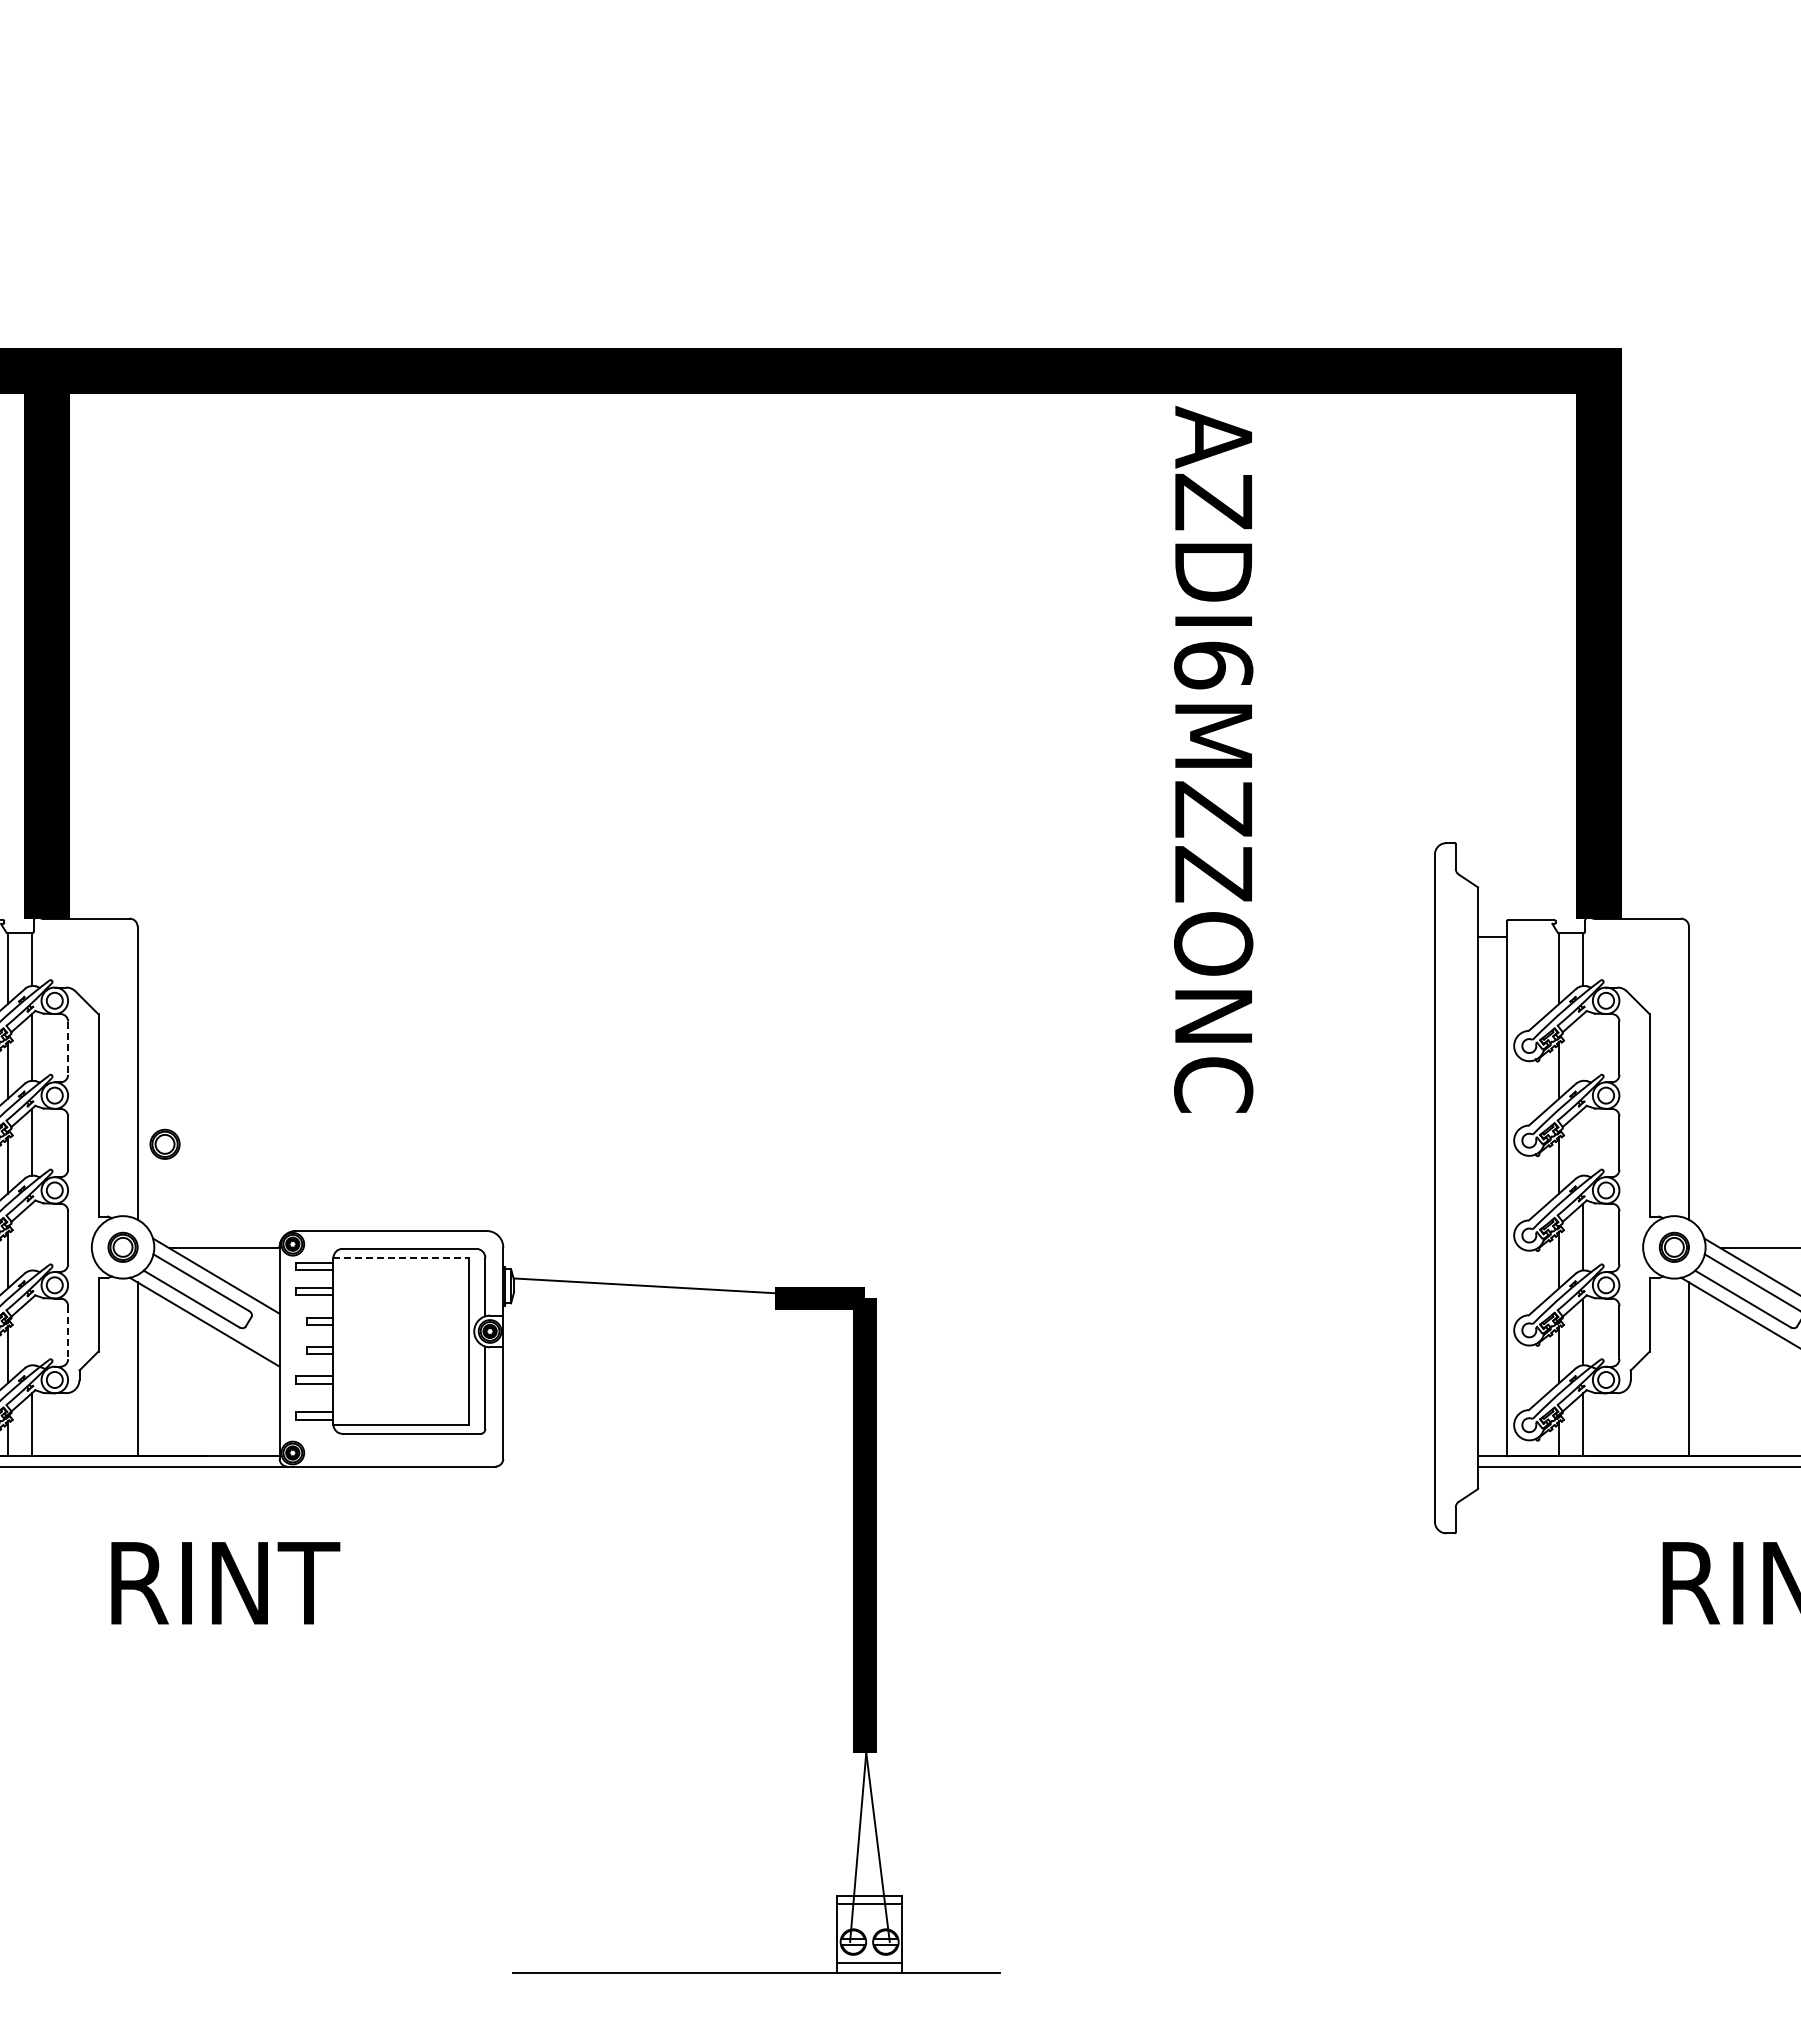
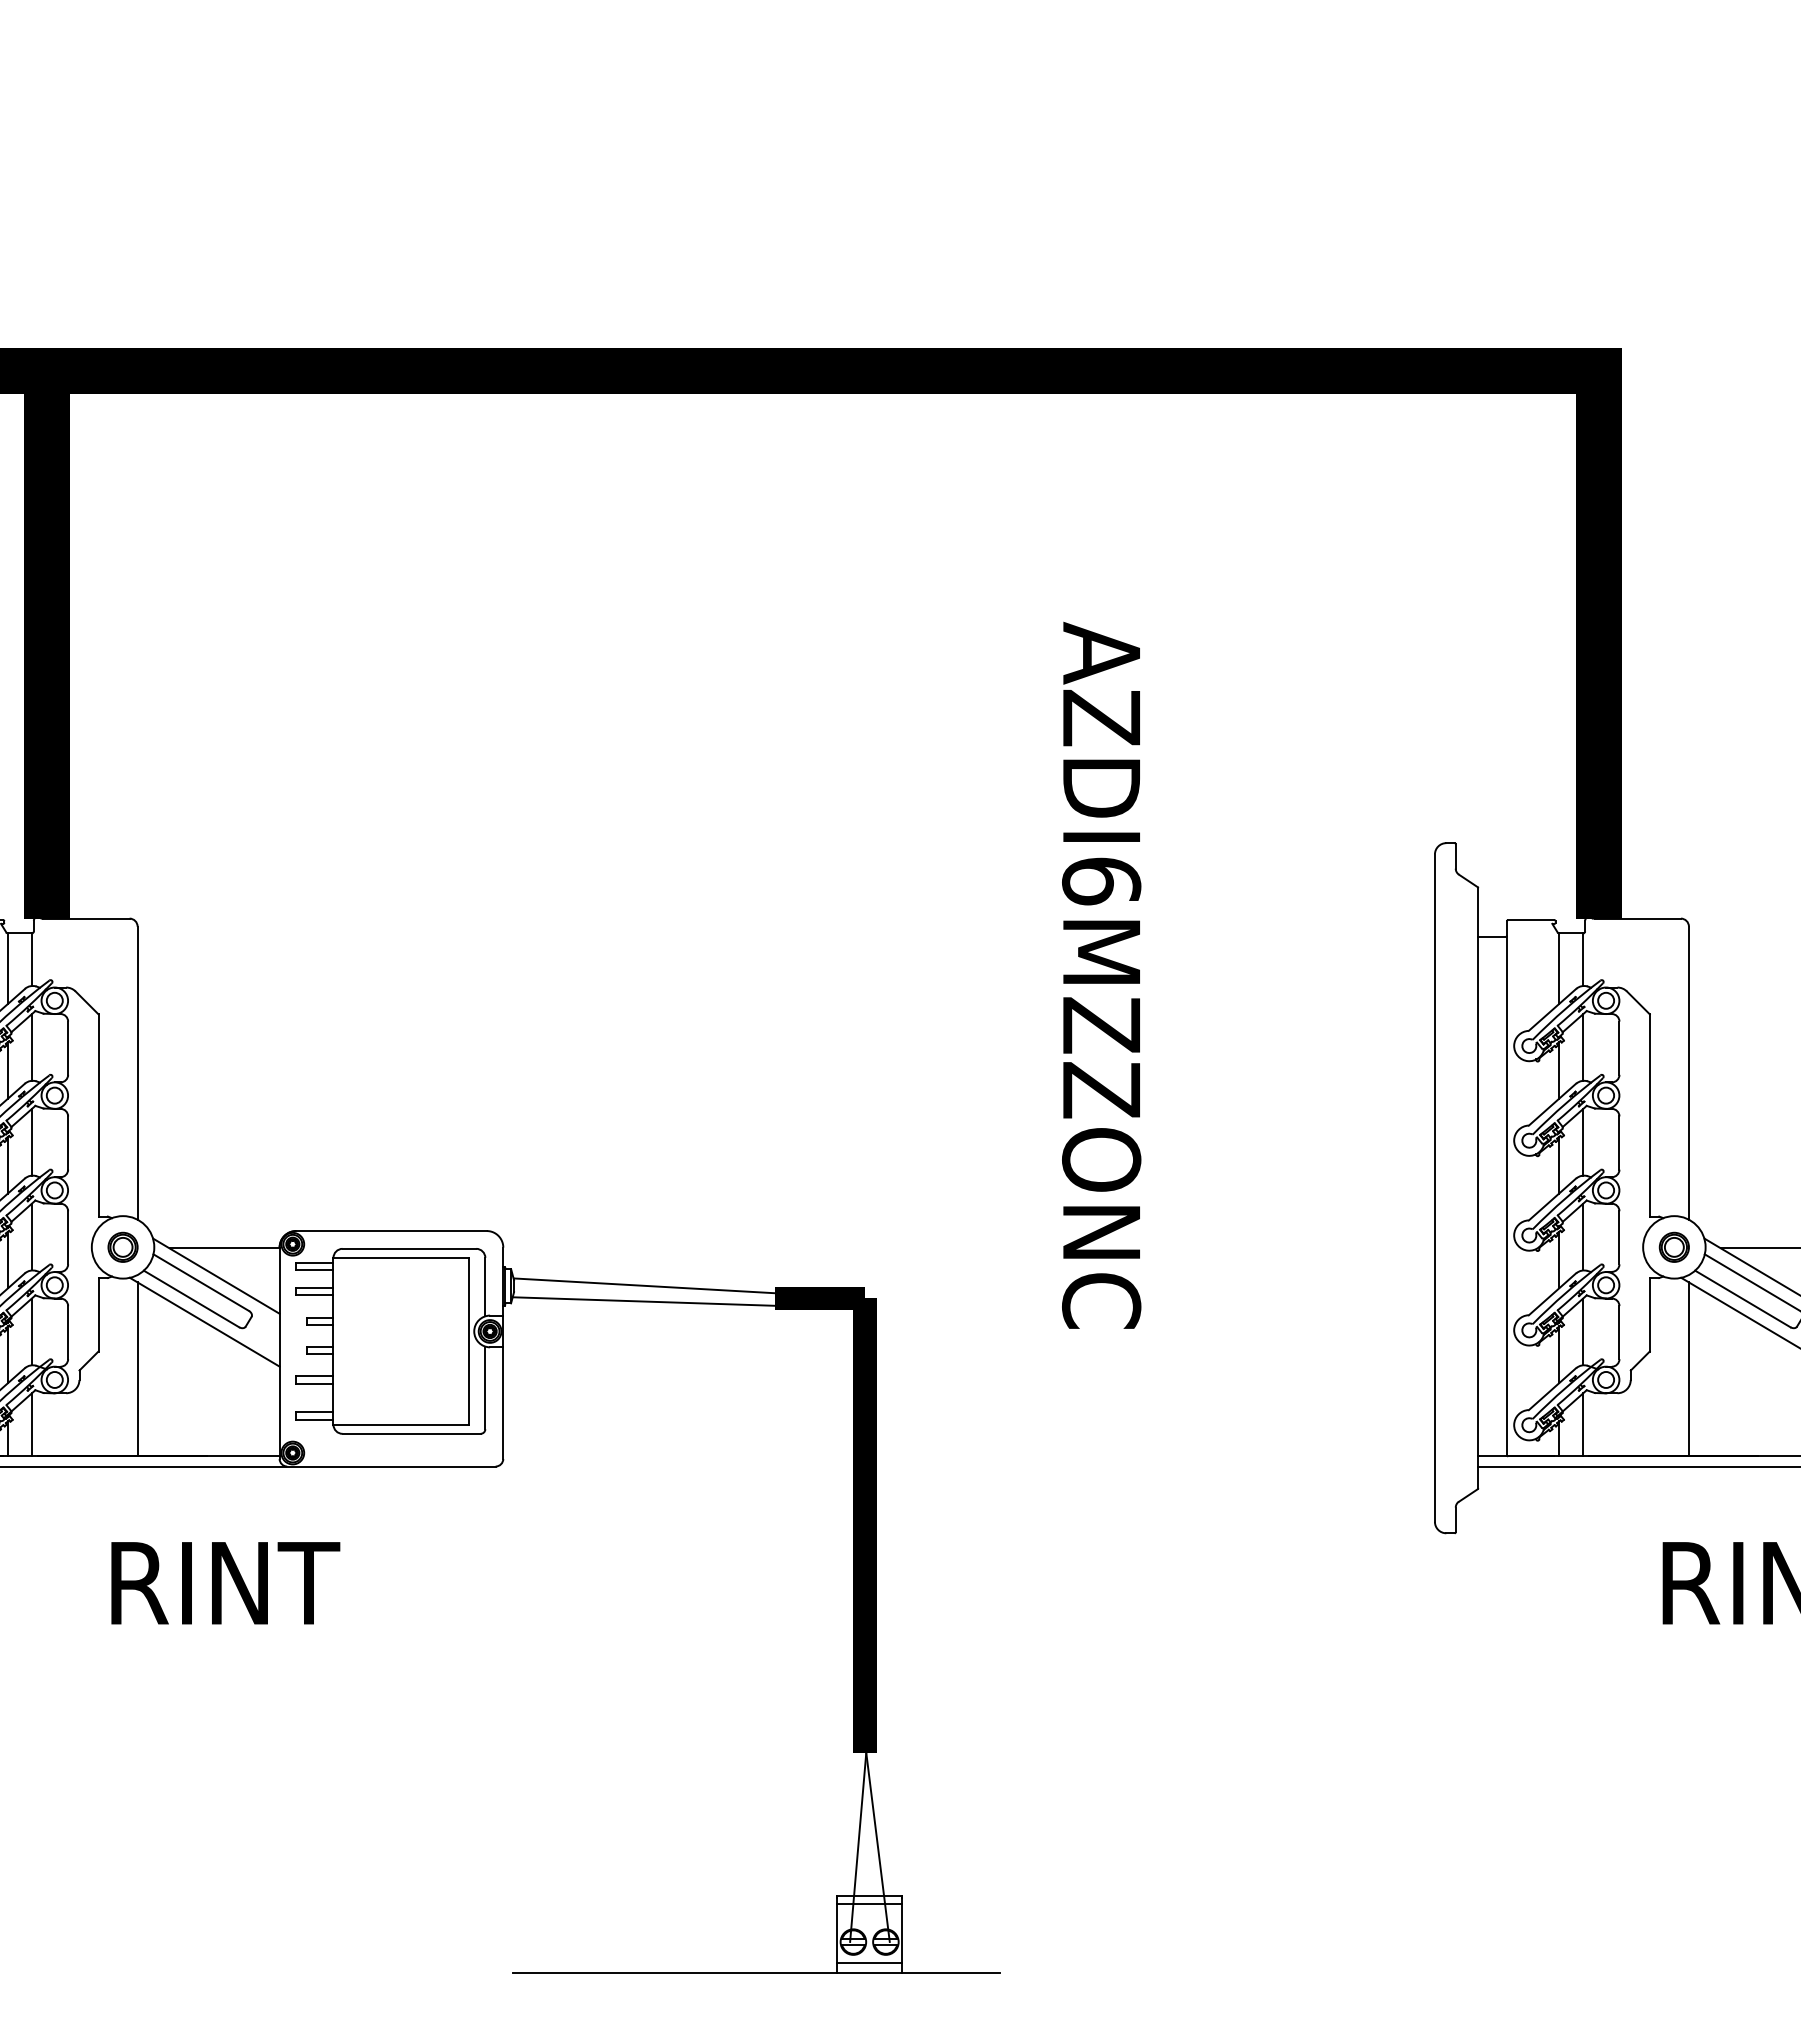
text position: (1213, 758) -> (1101, 974) (1101, 974)
line: none -> present (1583, 1047)
line: dashed -> solid (68, 1048)
line: none -> present (1583, 1141)
part: present -> none (164, 1143)
line: none -> present (31, 1236)
line: dashed -> solid (401, 1257)
line: none -> present (643, 1301)
line: none -> present (31, 1331)
line: dashed -> solid (68, 1332)
